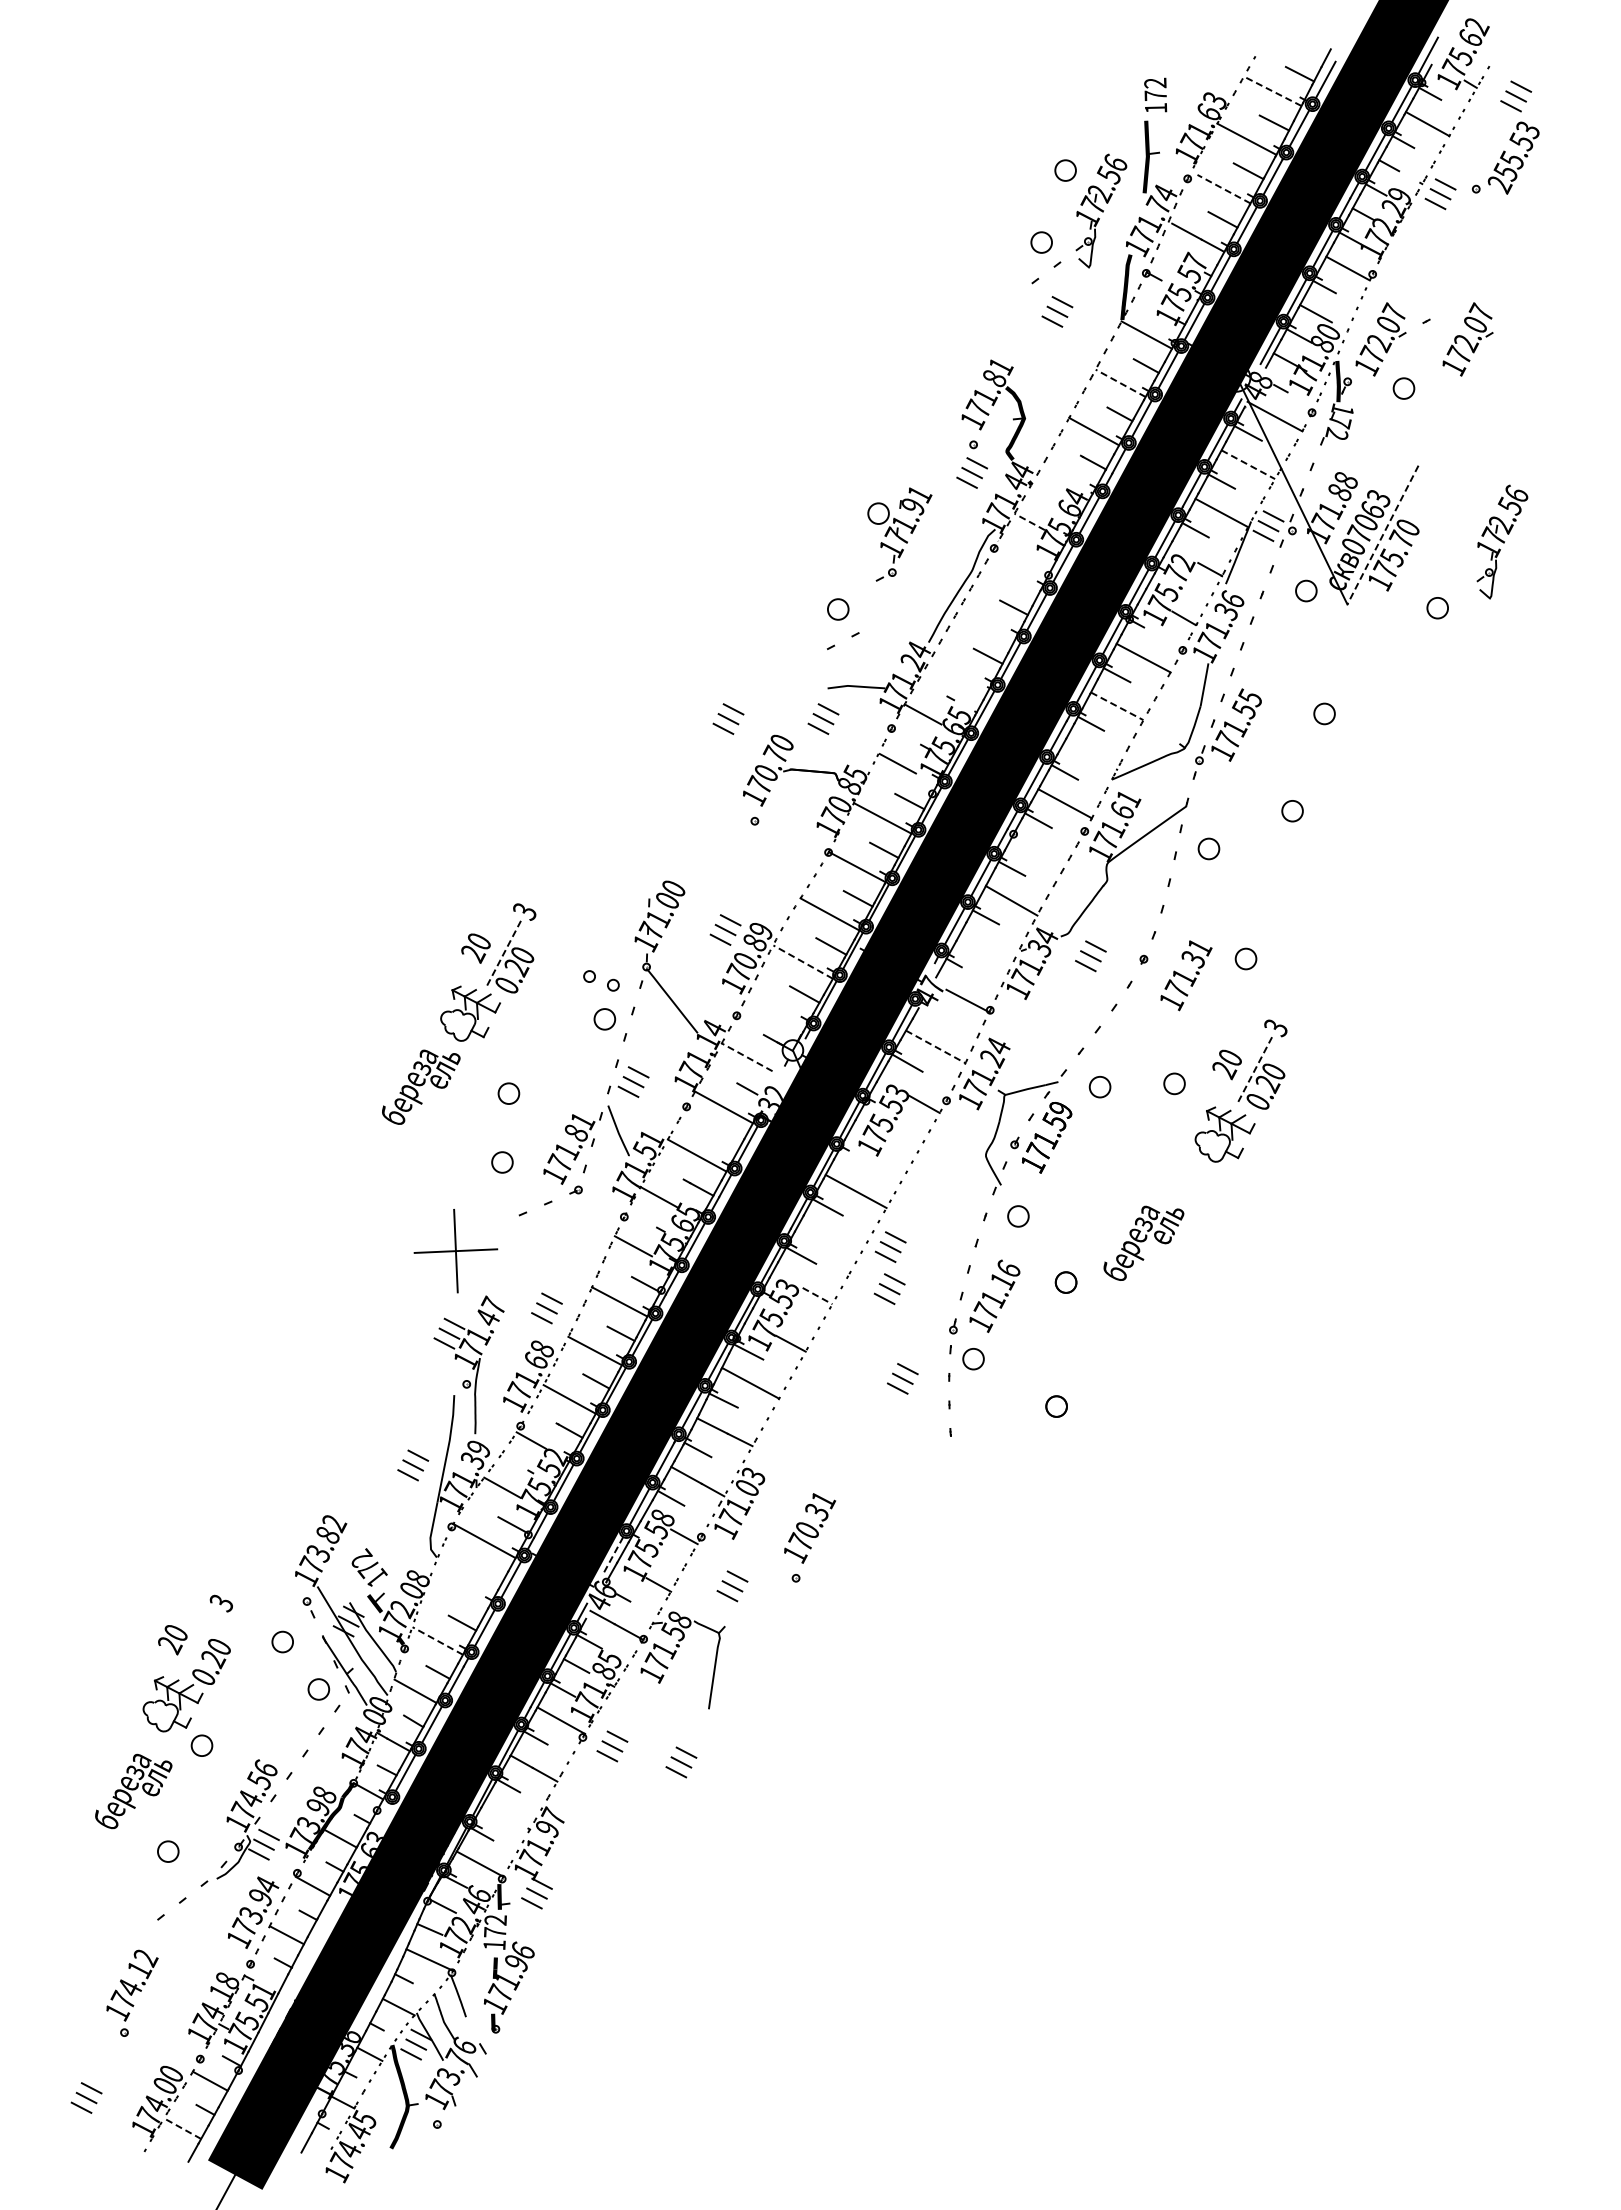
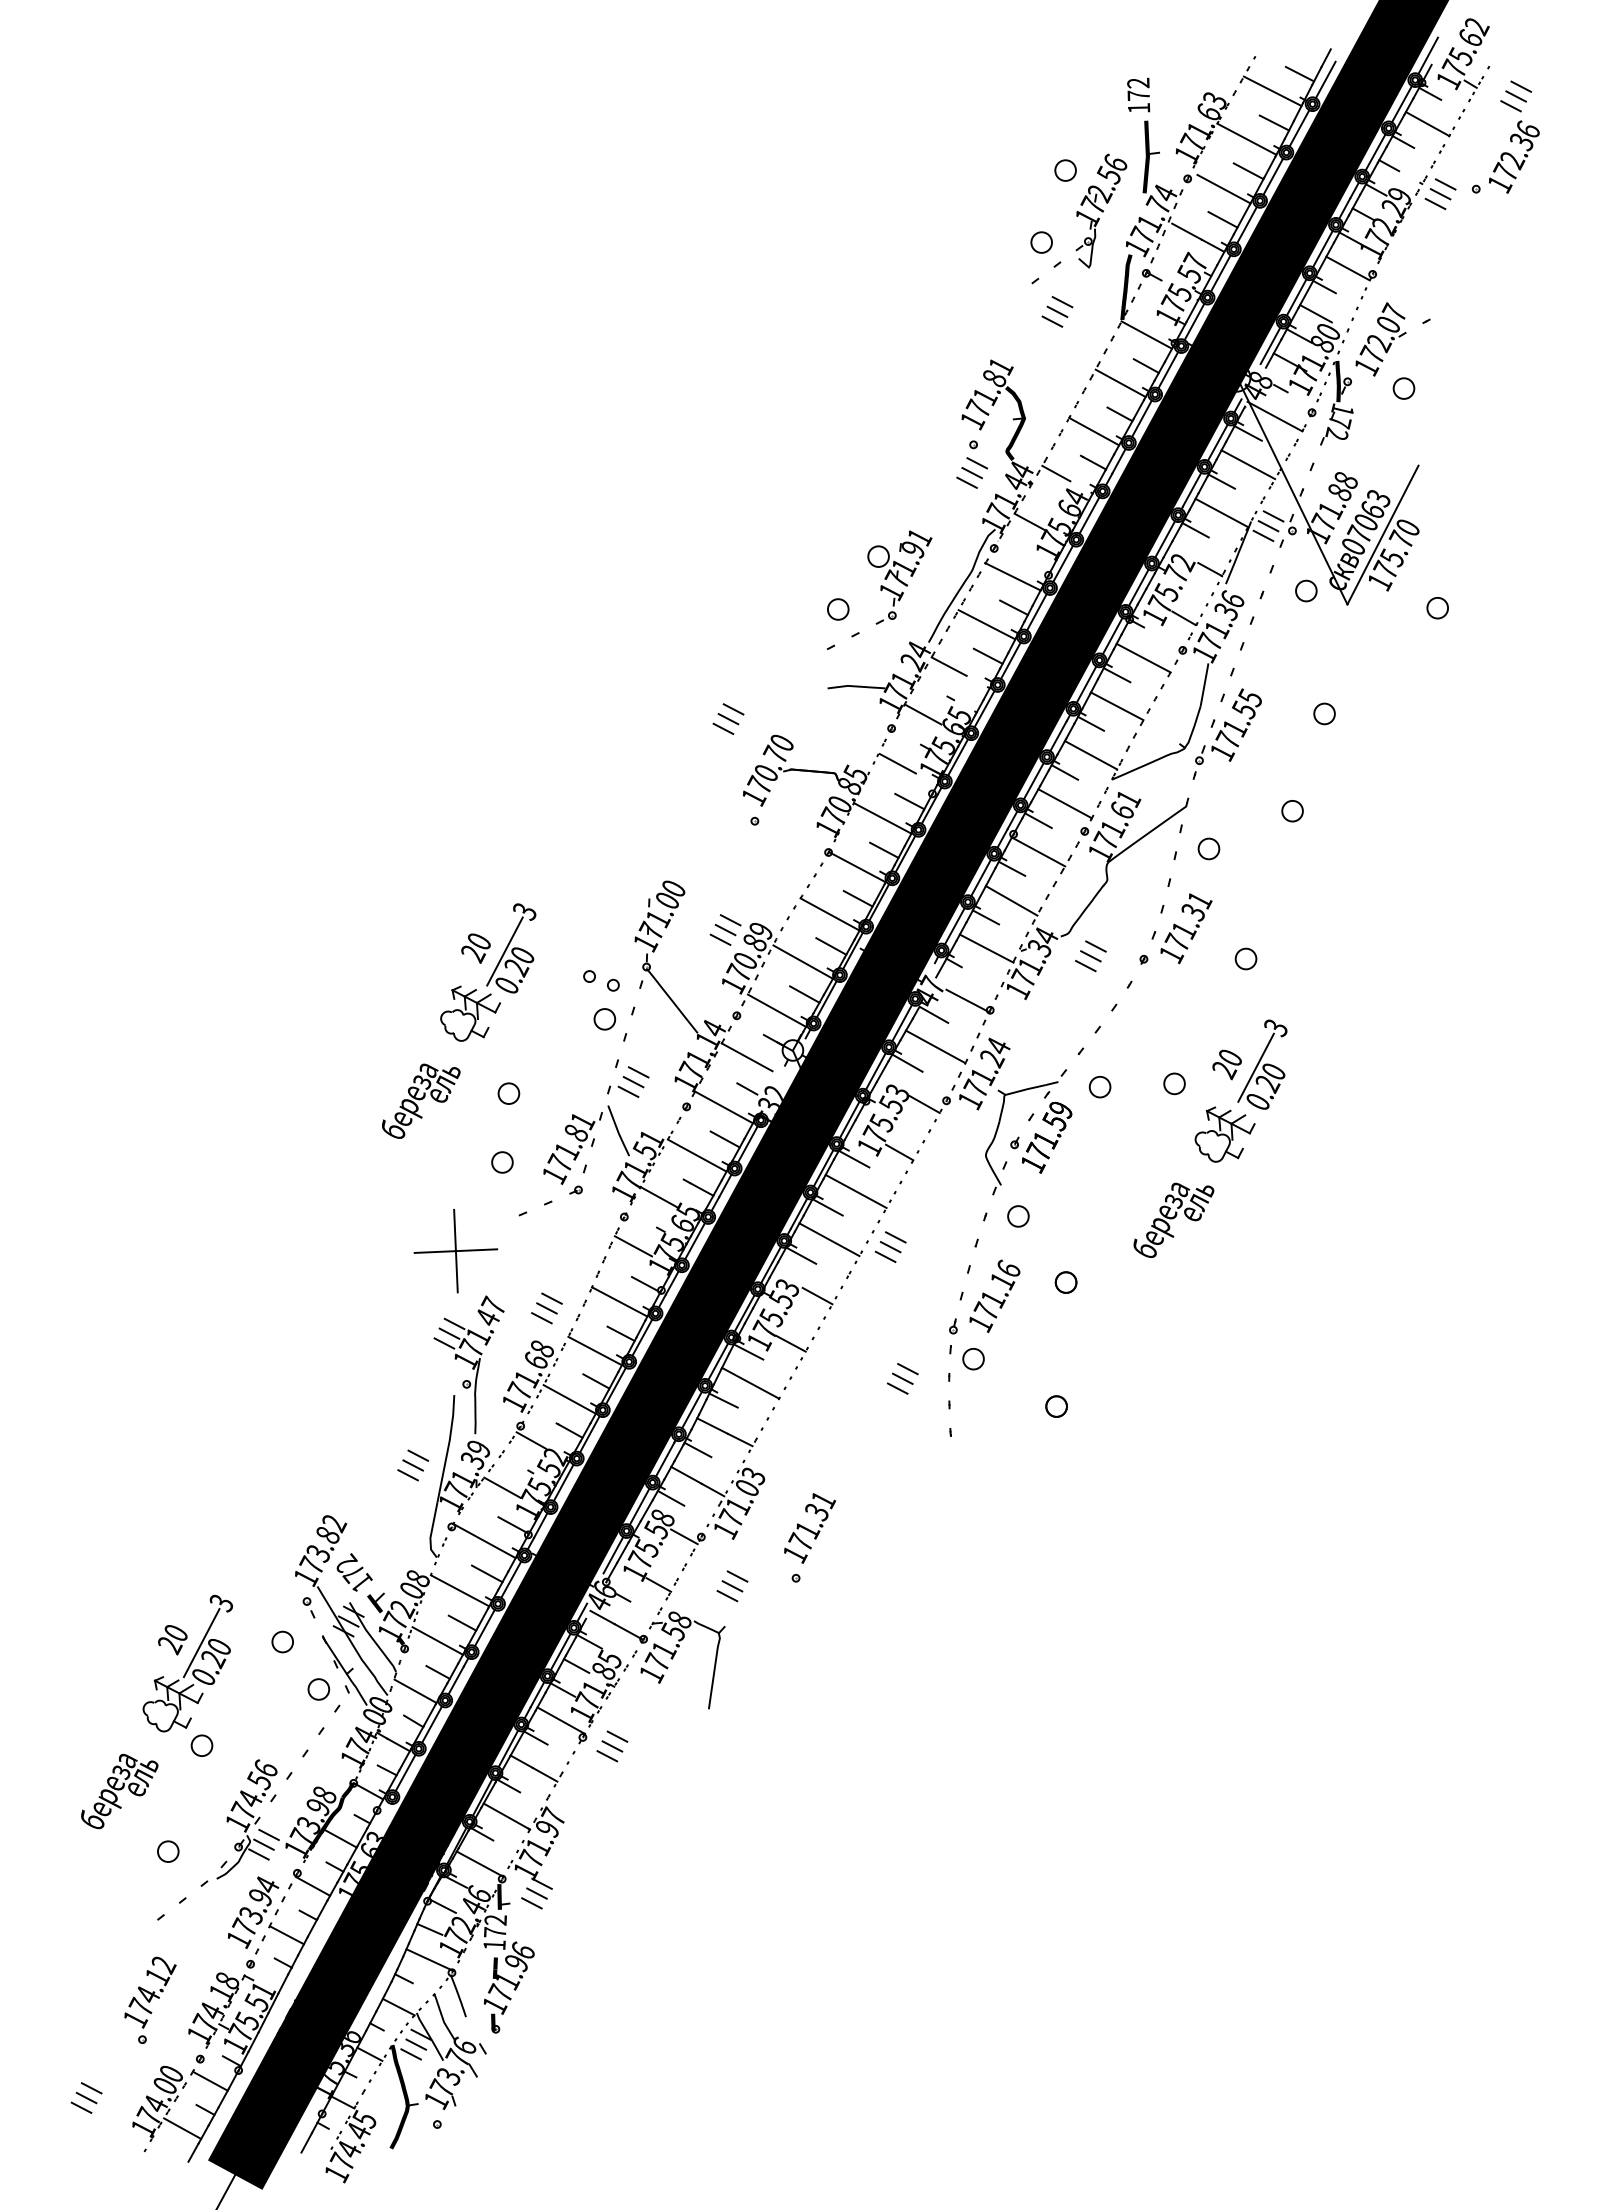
line: dashed -> solid (1272, 91)
text position: (1155, 94) -> (1138, 94) (1138, 94)
text: 255.53 -> 172.36 (1513, 157)
line: dashed -> solid (1223, 188)
part: present -> none (1467, 339)
line: dashed -> solid (1120, 383)
line: dashed -> solid (1248, 464)
line: none -> present (1056, 473)
line: dashed -> solid (1029, 521)
part position: (899, 534) -> (899, 577) (899, 577)
line: dashed -> solid (1382, 535)
part: present -> none (1502, 541)
line: none -> present (1012, 576)
line: none -> present (986, 624)
line: none -> present (948, 666)
line: dashed -> solid (1117, 706)
part: present -> none (823, 718)
line: none -> present (1090, 755)
line: none -> present (1038, 851)
line: none -> present (986, 948)
line: dashed -> solid (505, 951)
line: dashed -> solid (802, 961)
text position: (1186, 975) -> (1186, 928) (1186, 928)
line: none -> present (776, 1010)
line: none -> present (933, 1014)
line: dashed -> solid (935, 1046)
line: dashed -> solid (747, 1057)
line: dashed -> solid (1256, 1067)
text position: (421, 1086) -> (421, 1100) (421, 1100)
line: none -> present (724, 1139)
line: none -> present (899, 1152)
line: none -> present (853, 1158)
line: none -> present (829, 1239)
text position: (1143, 1242) -> (1173, 1219) (1173, 1219)
part: present -> none (889, 1288)
line: dashed -> solid (817, 1296)
text: 170.31 -> 171.31 (808, 1530)
line: dashed -> solid (613, 1555)
text position: (369, 1567) -> (354, 1572) (354, 1572)
line: none -> present (486, 1573)
line: none -> present (460, 1590)
line: dashed -> solid (437, 1641)
line: none -> present (201, 1643)
part: present -> none (681, 1762)
text position: (133, 1791) -> (119, 1791) (119, 1791)
line: none -> present (506, 1816)
part position: (132, 1992) -> (150, 1999) (150, 1999)
line: dashed -> solid (182, 2128)
